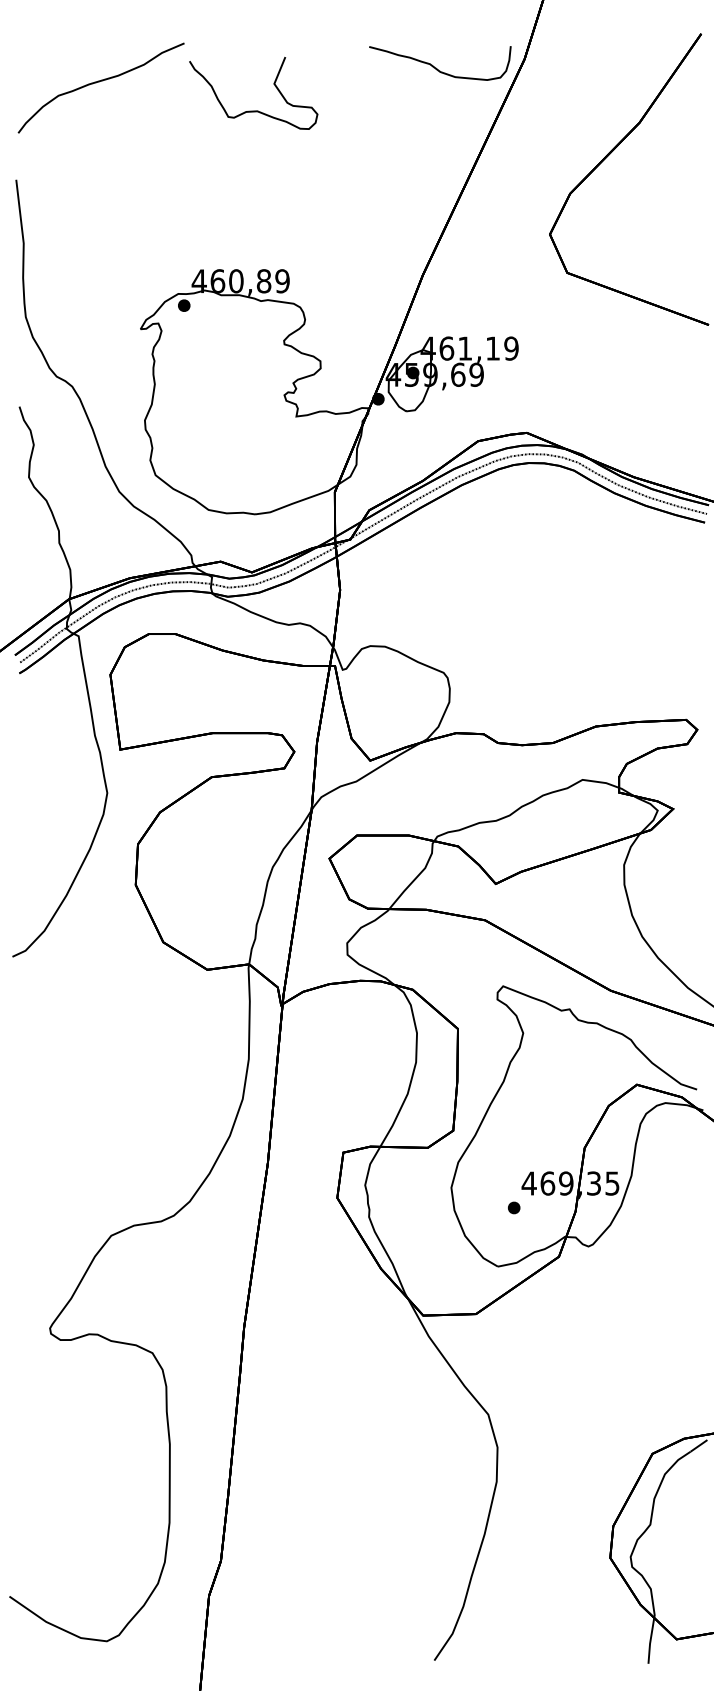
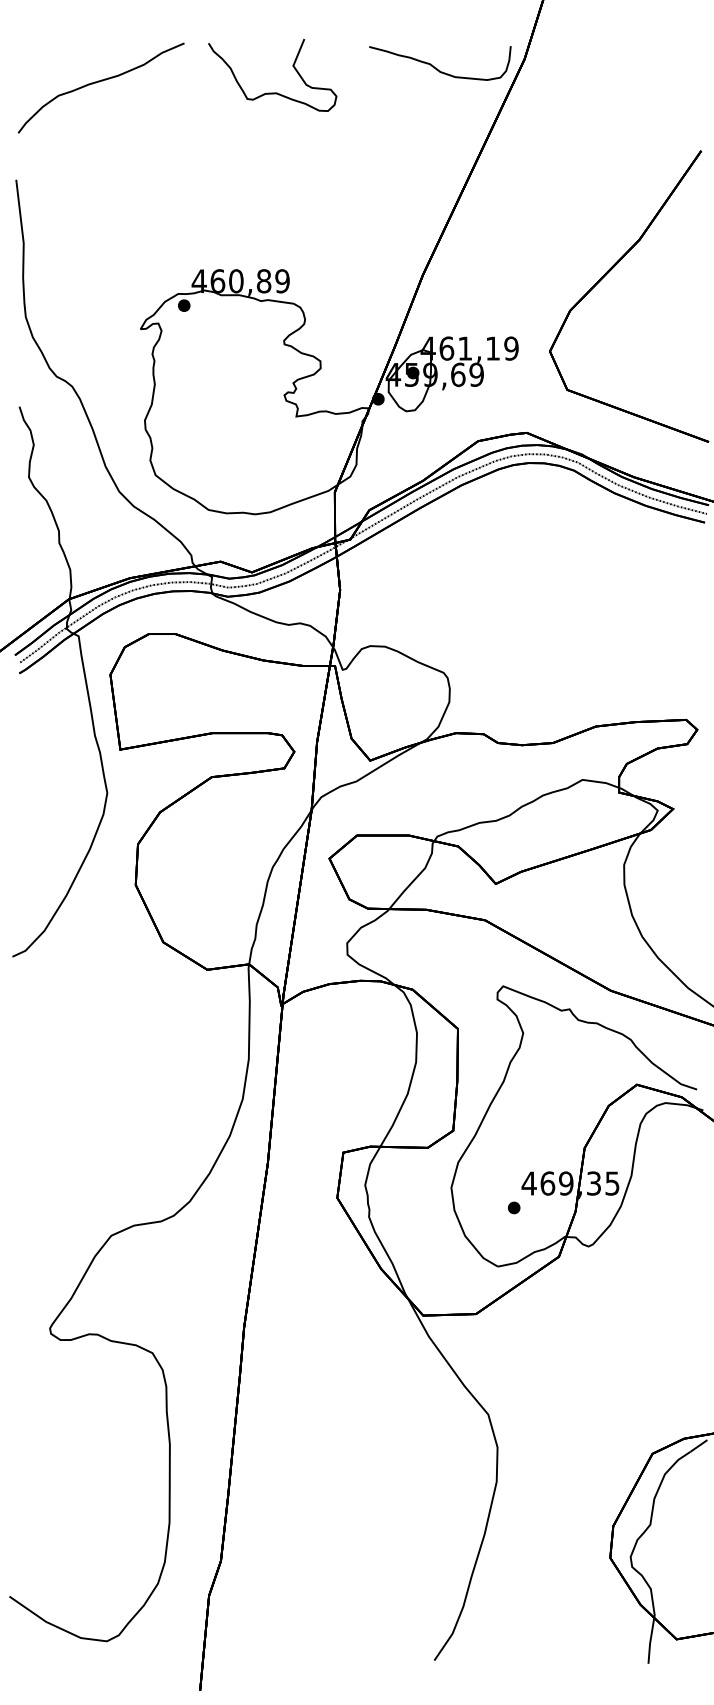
curve position: (253, 110) -> (272, 92) (272, 92)
part position: (607, 157) -> (607, 274) (607, 274)
